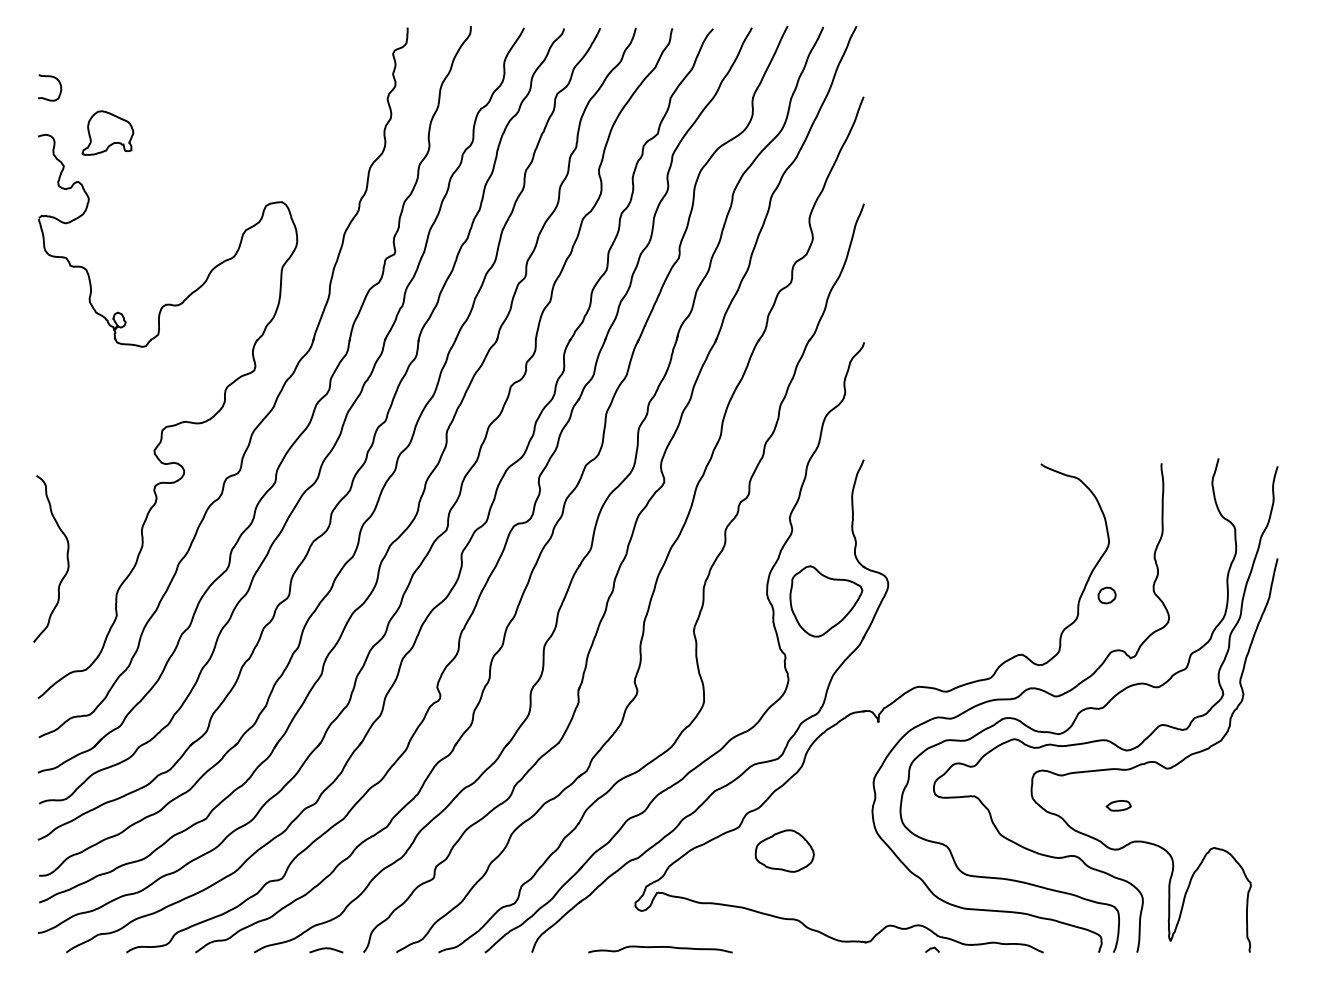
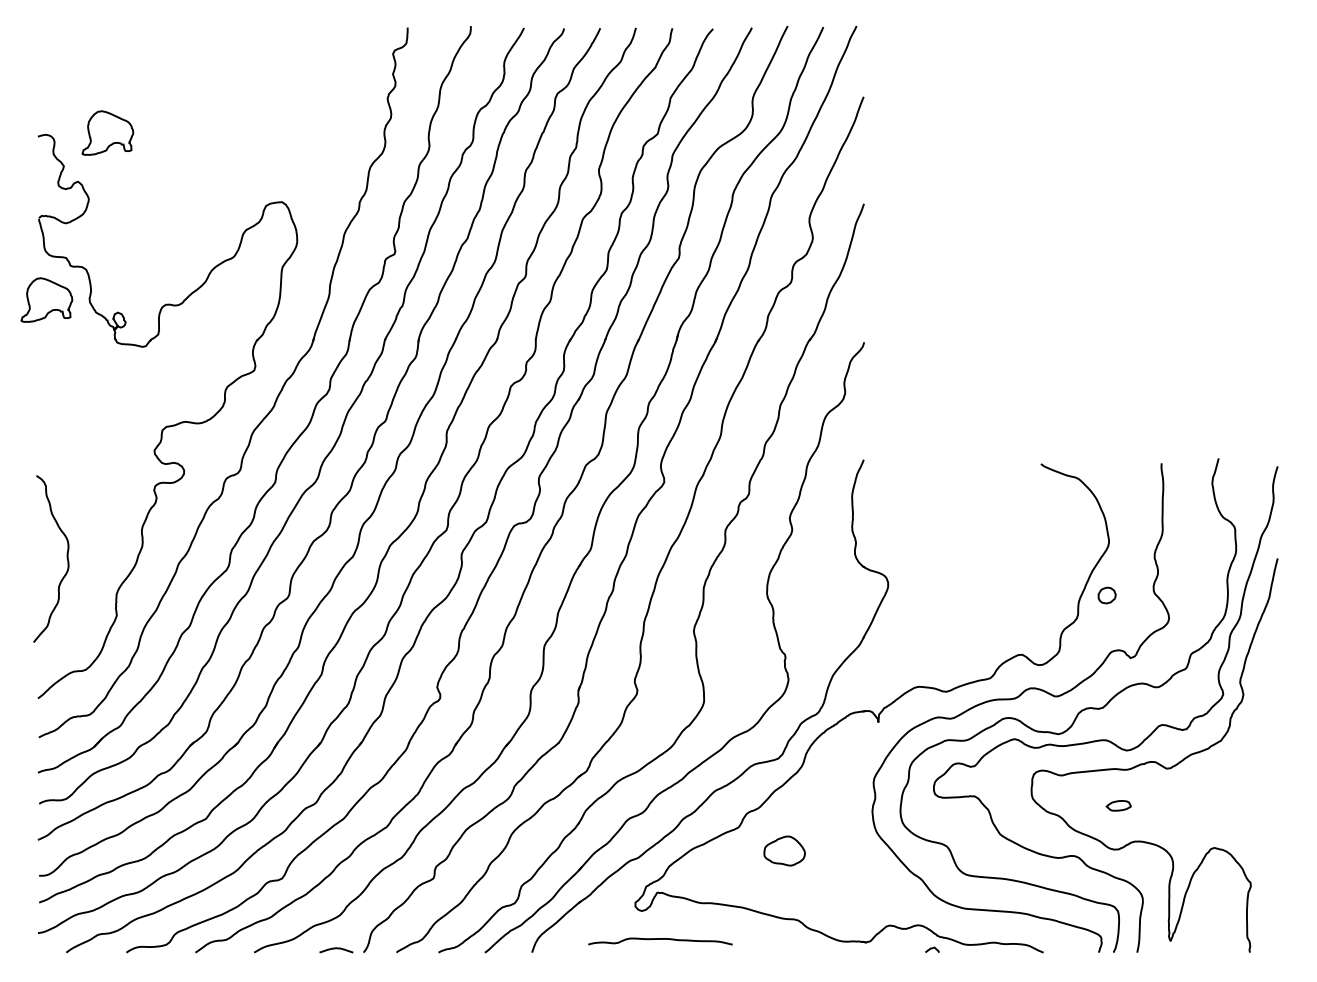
curve: present -> none (55, 79)
part: none -> present (46, 299)
part: present -> none (826, 601)
part size: 61x44 px -> 43x32 px (784, 850)
curve position: (660, 947) -> (660, 939) (660, 939)
curve position: (326, 949) -> (336, 949) (336, 949)
